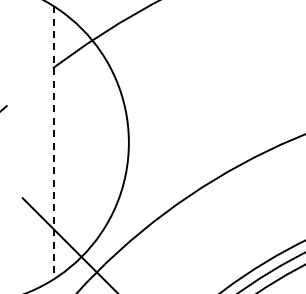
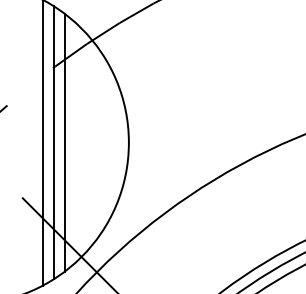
line: none -> present (64, 142)
line: dashed -> solid (53, 143)
line: none -> present (43, 144)
